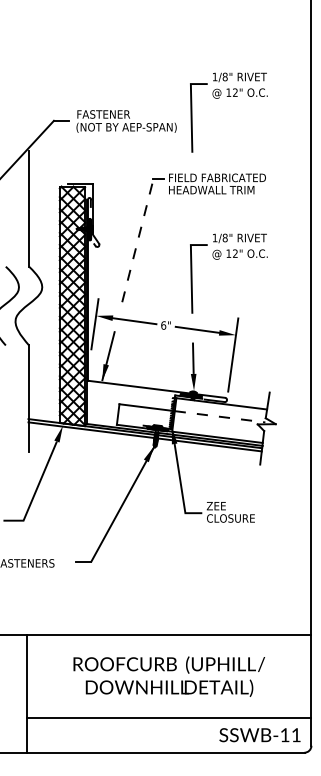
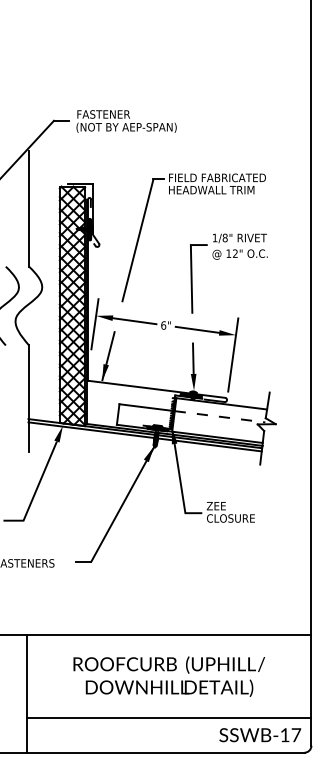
part: present -> none (228, 96)
line: dashed -> solid (137, 240)
text: SSWB-11 -> SSWB-17 (296, 735)
